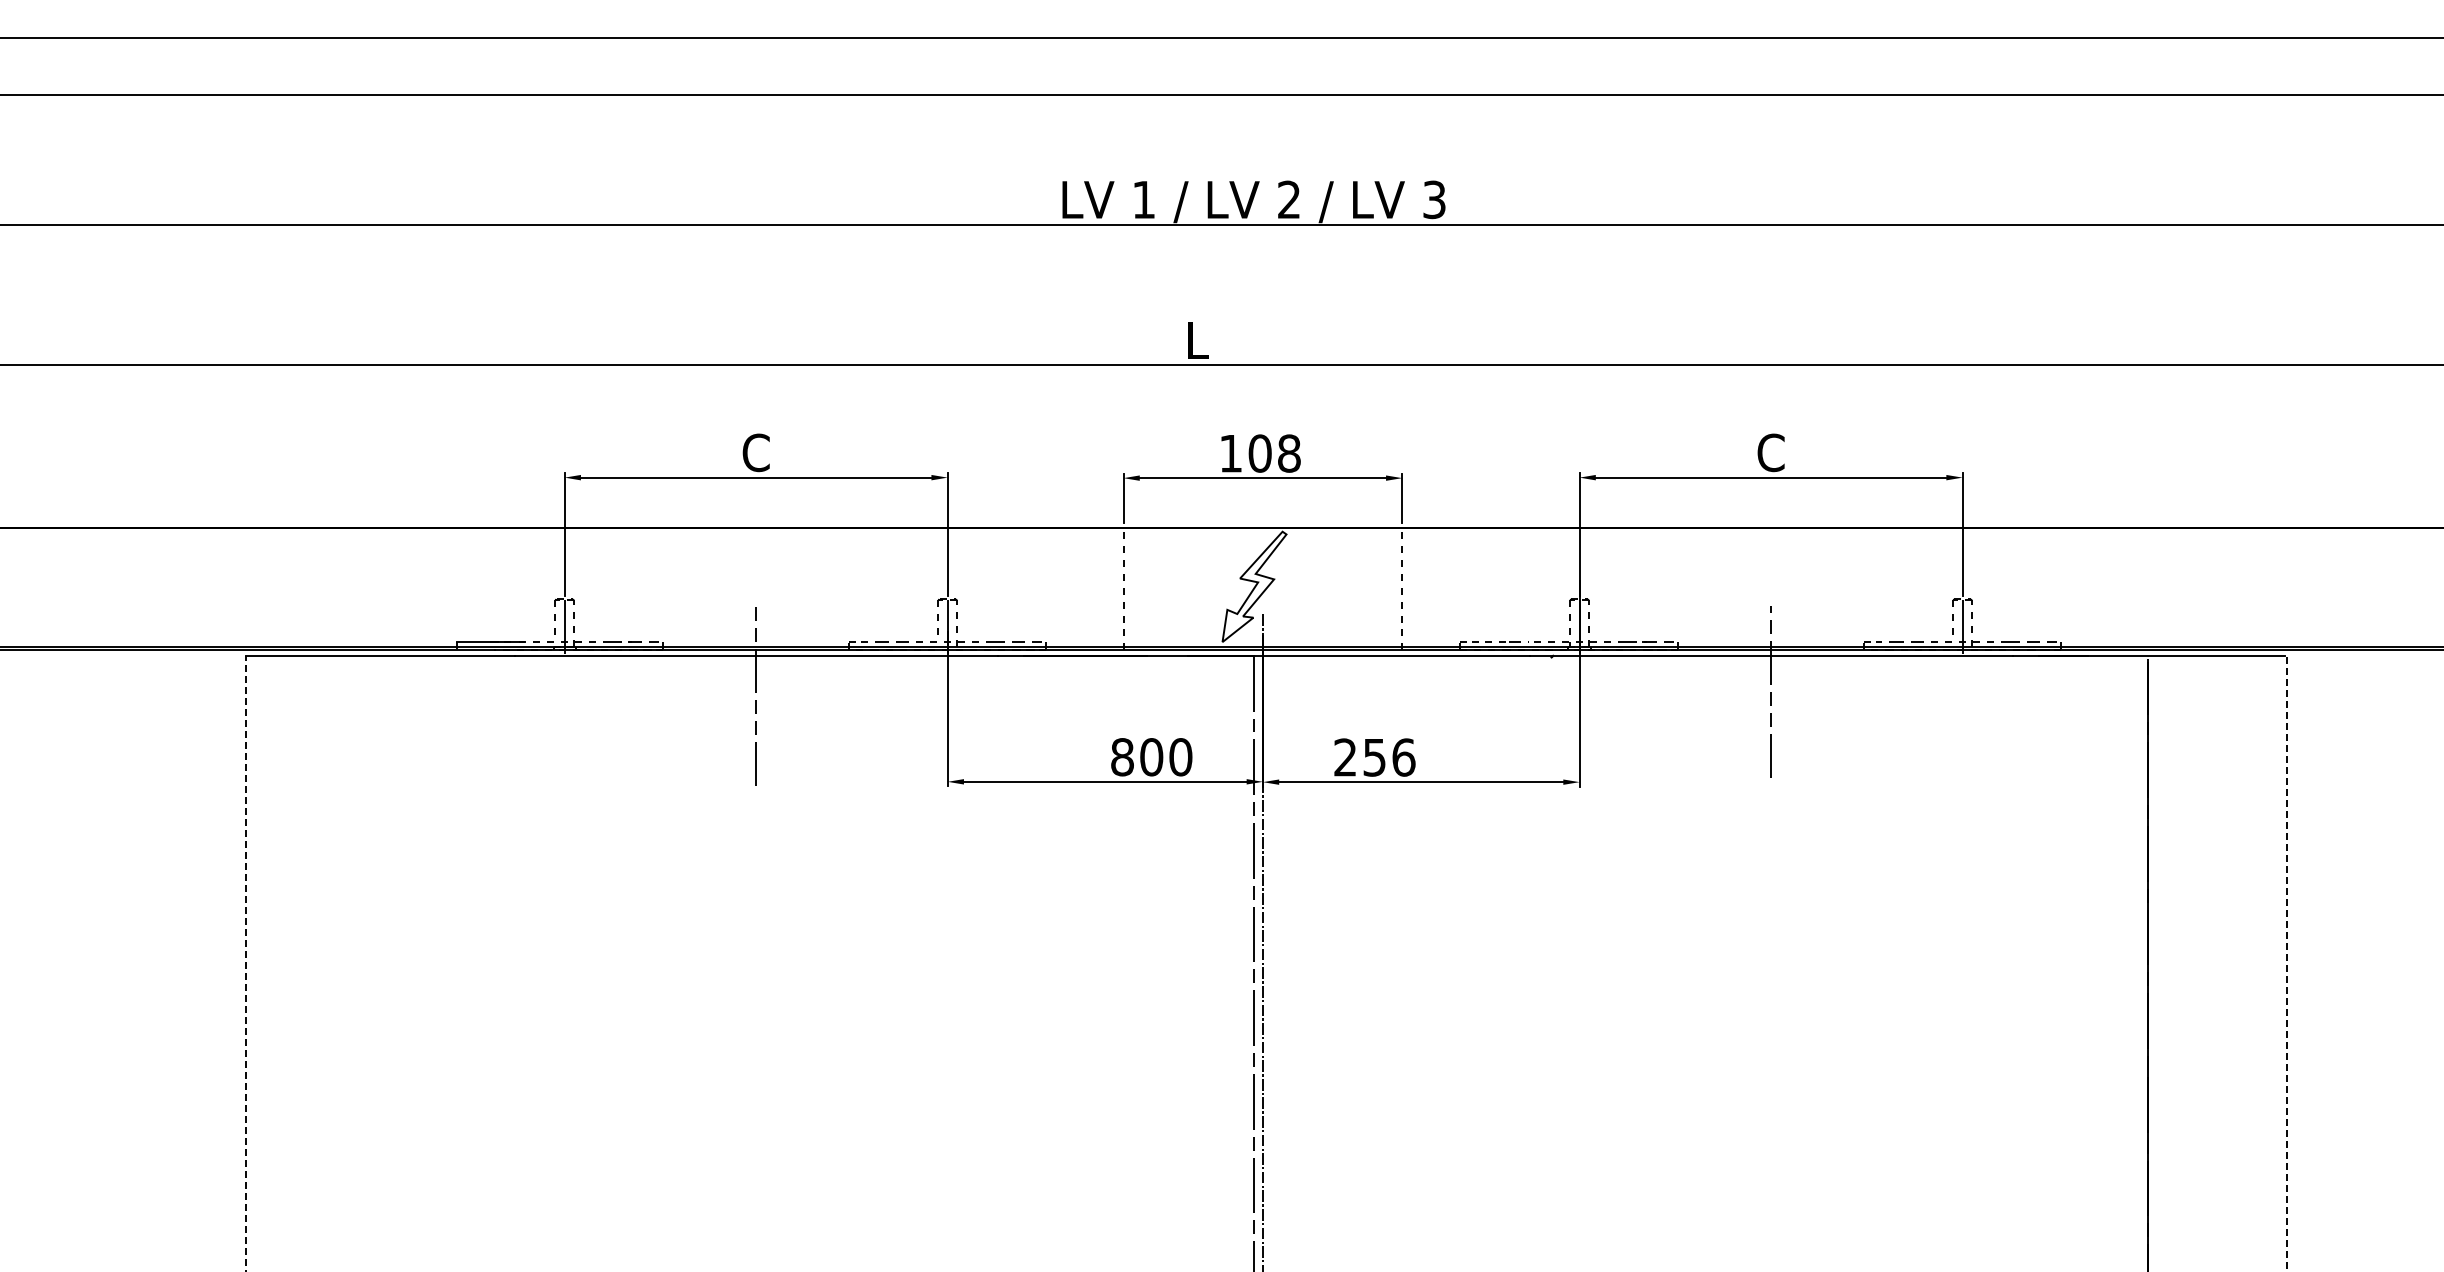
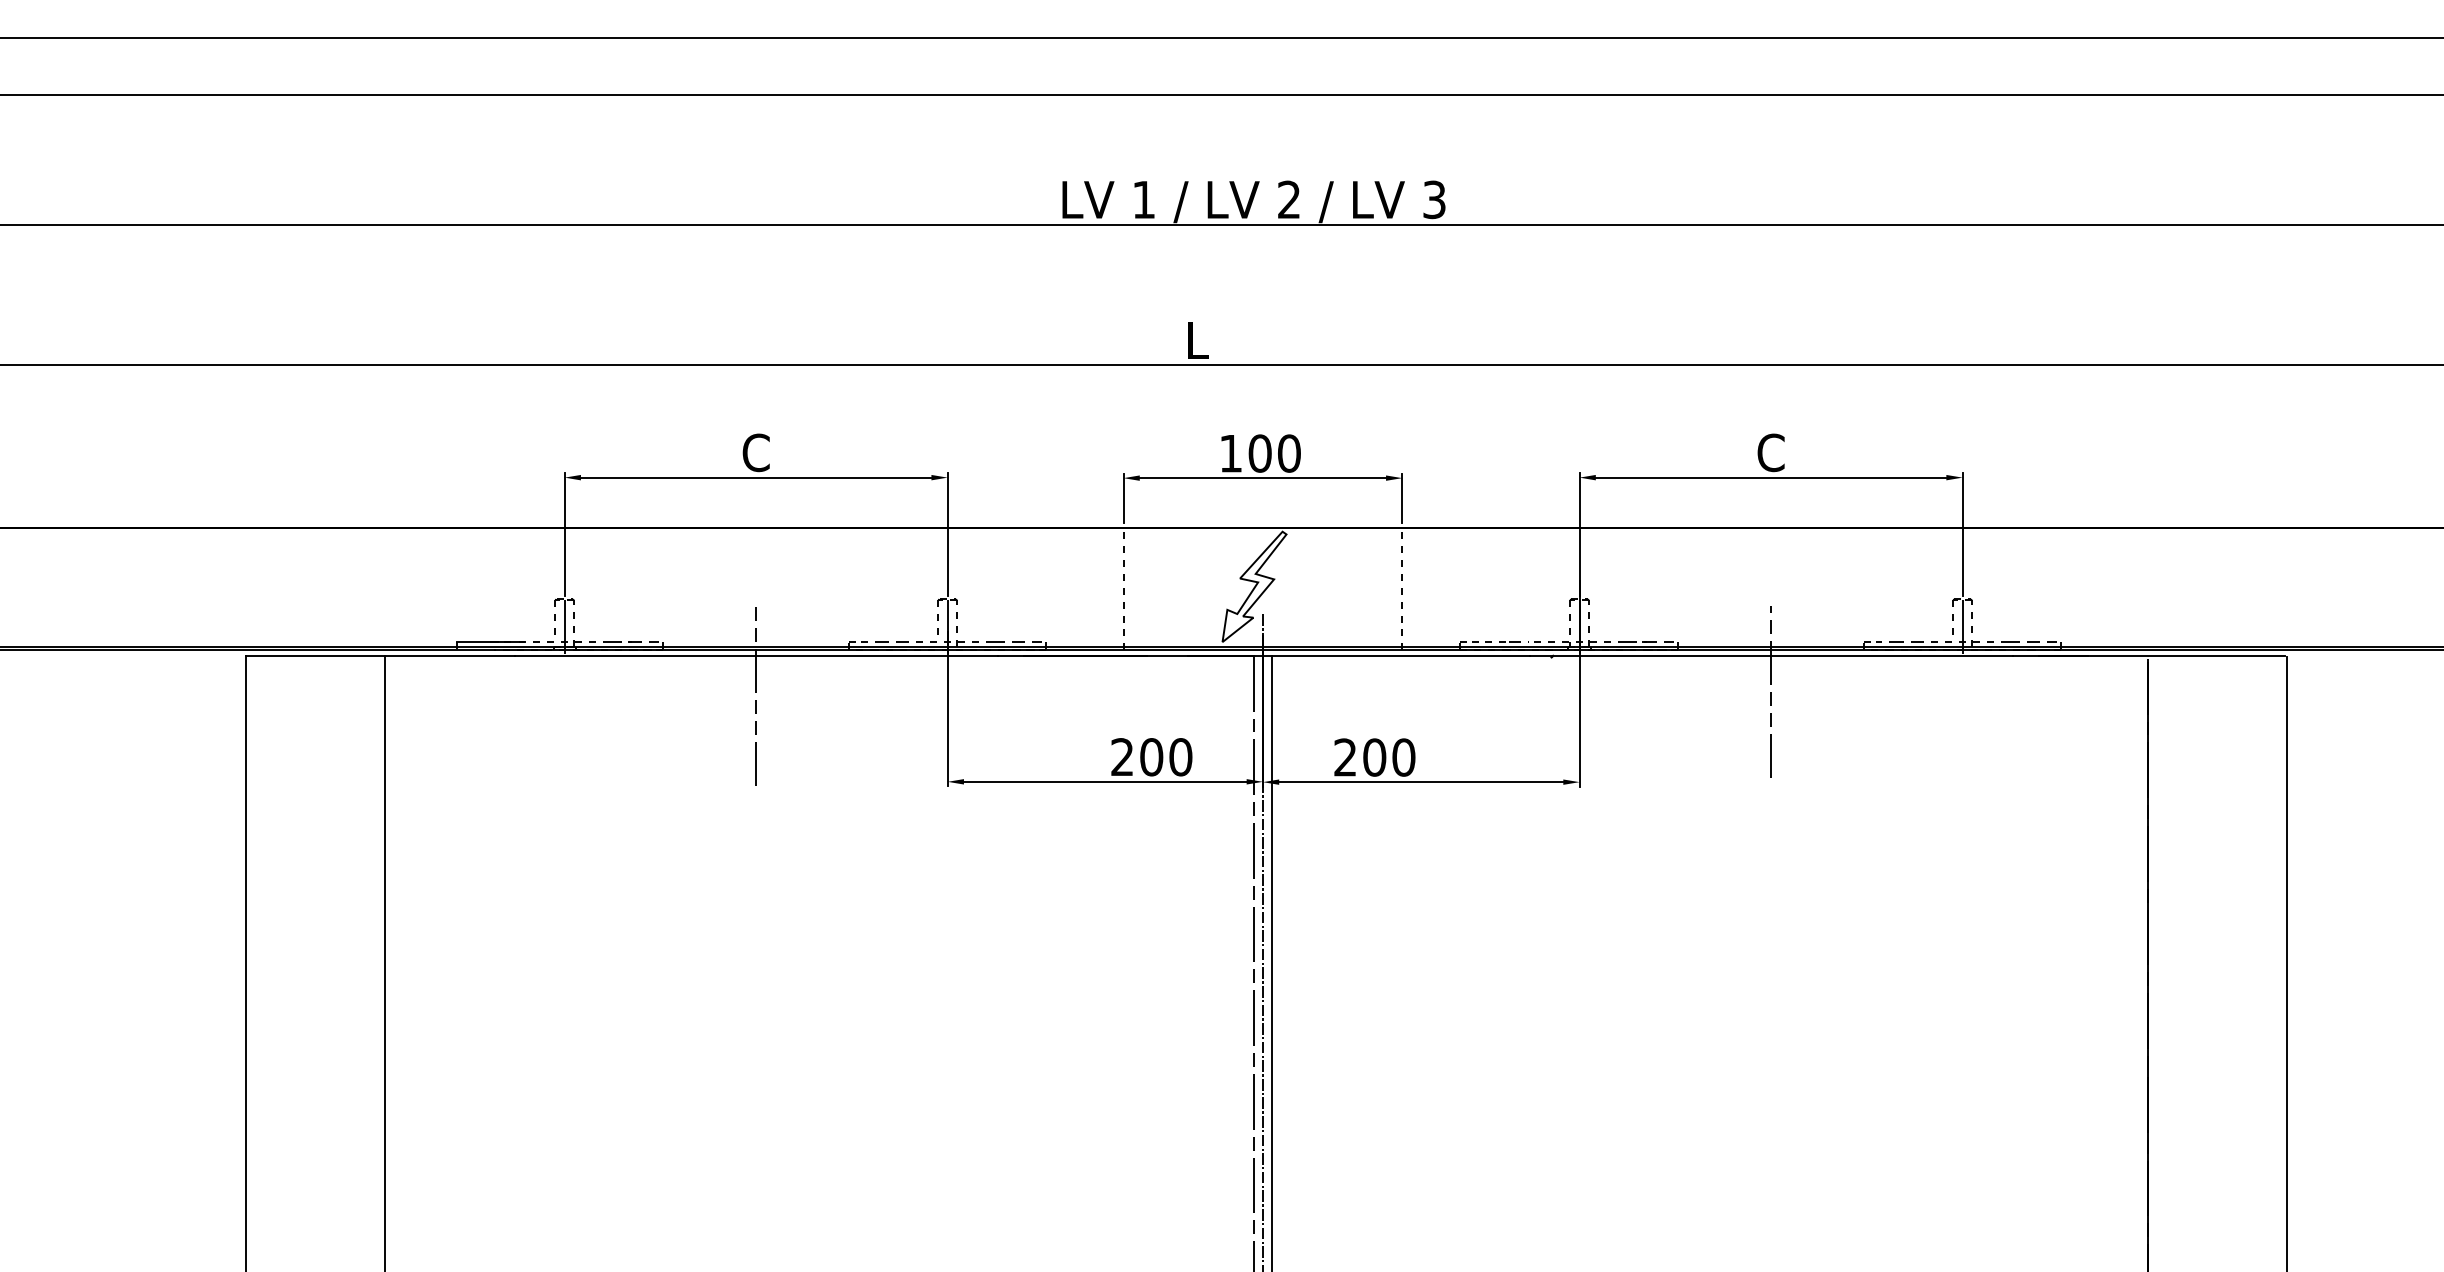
text: 108 -> 100 (1289, 453)
text: 800 -> 200 (1122, 757)
text: 256 -> 200 (1389, 757)
line: none -> present (385, 961)
line: none -> present (1272, 961)
line: dashed -> solid (245, 963)
line: dashed -> solid (2287, 964)
